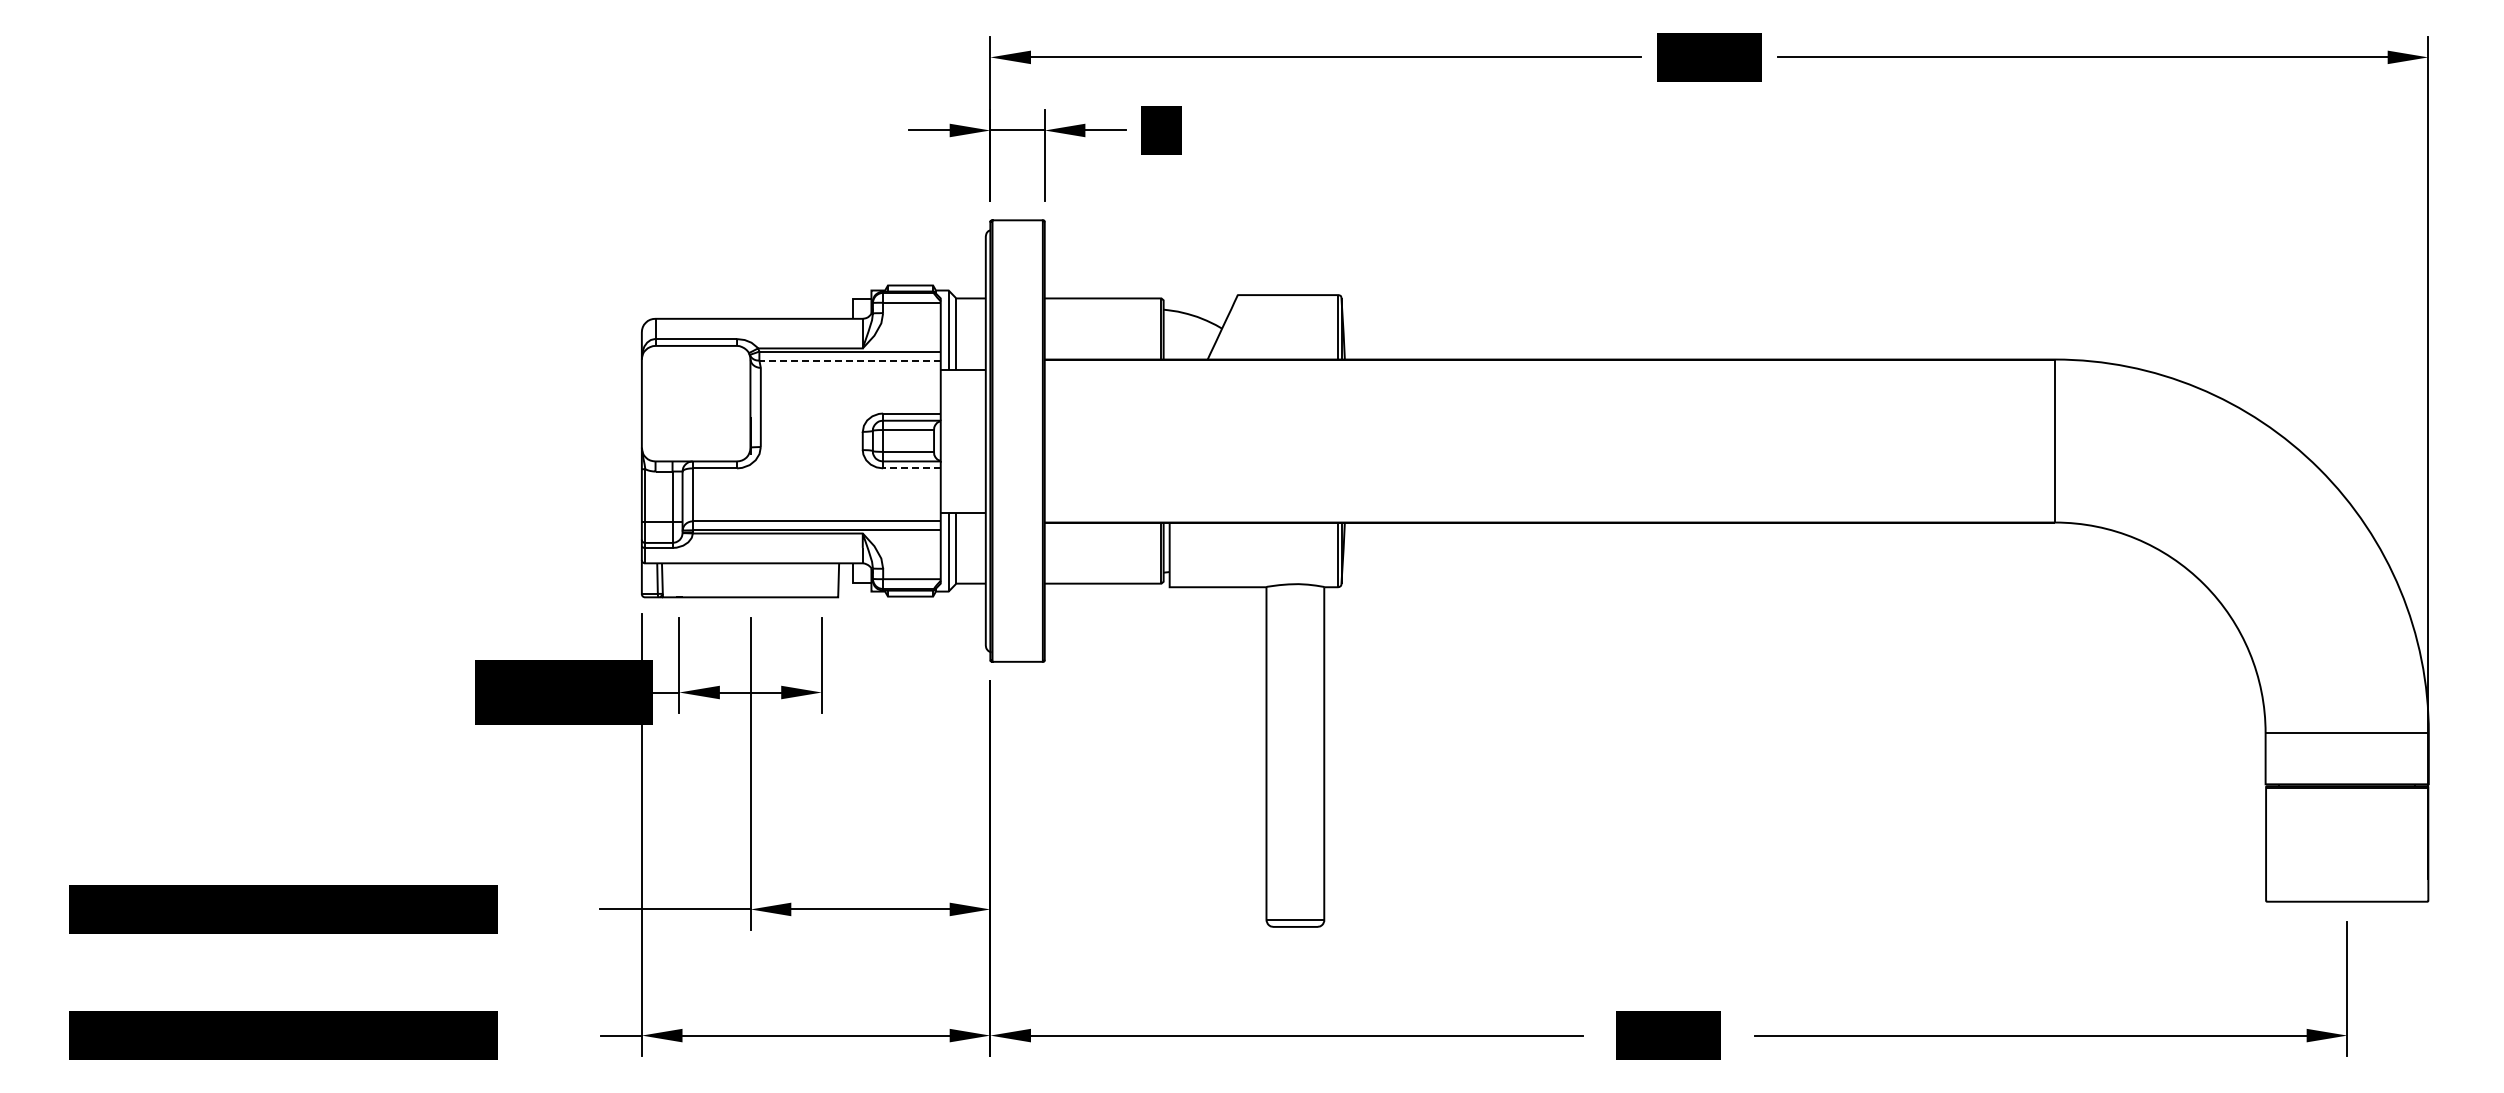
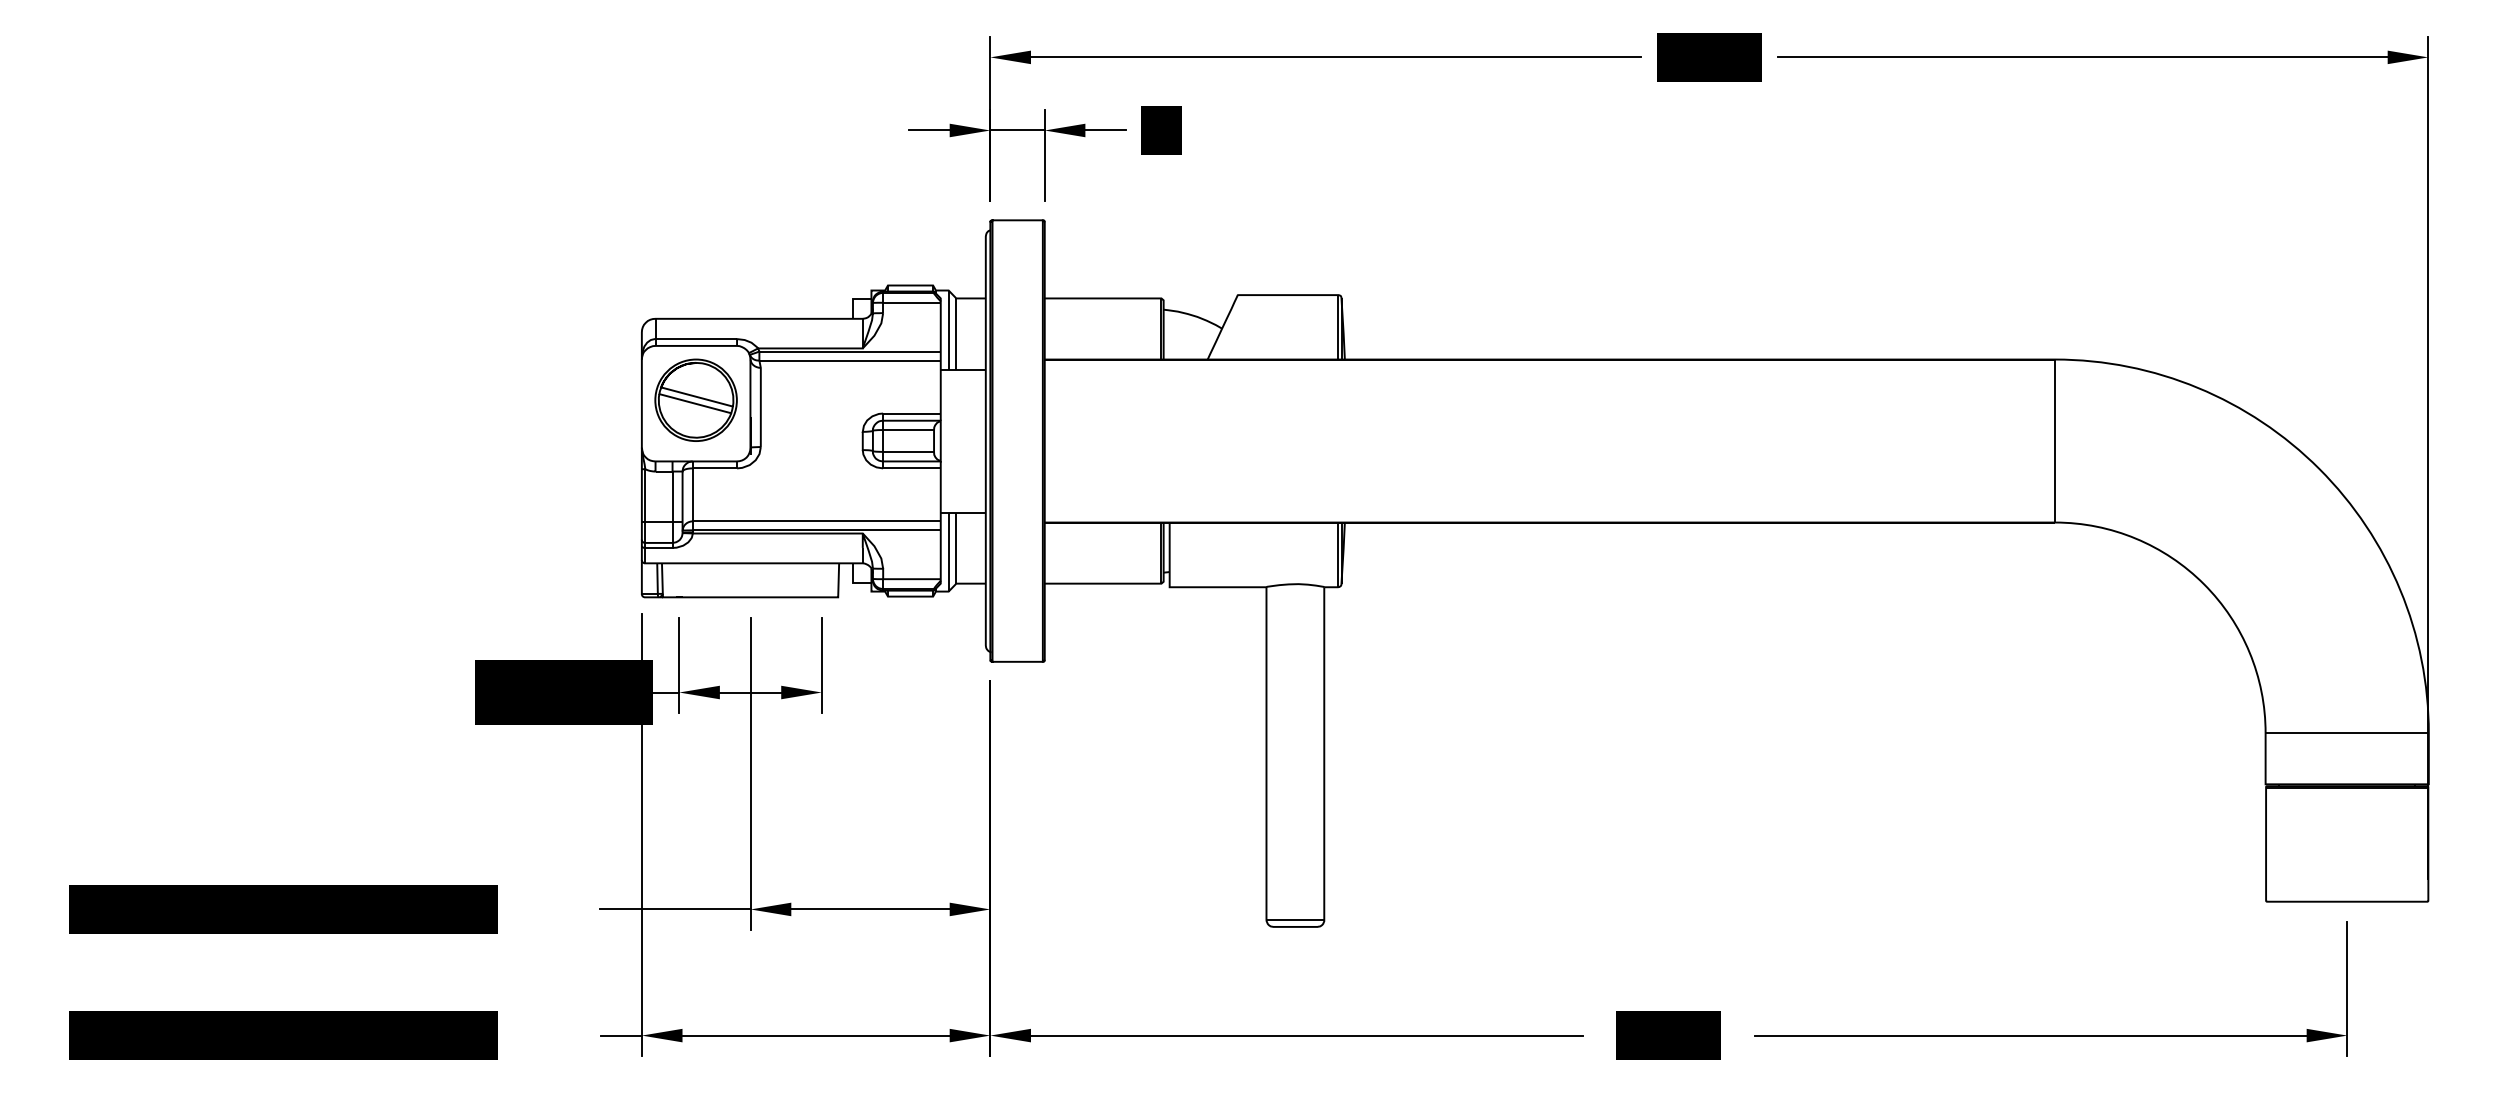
line: dashed -> solid (850, 360)
part: none -> present (695, 399)
line: dashed -> solid (912, 468)
